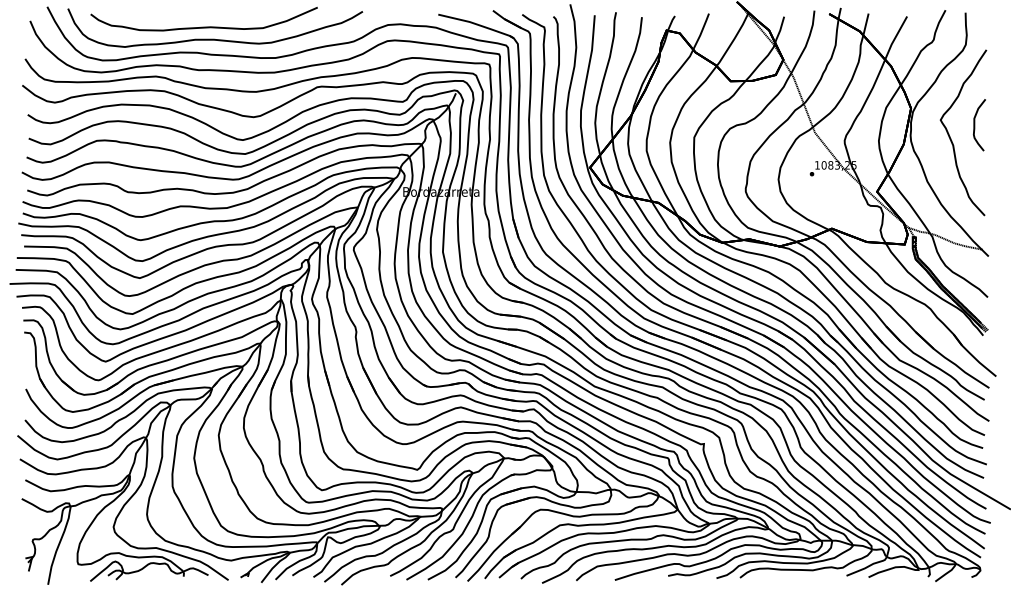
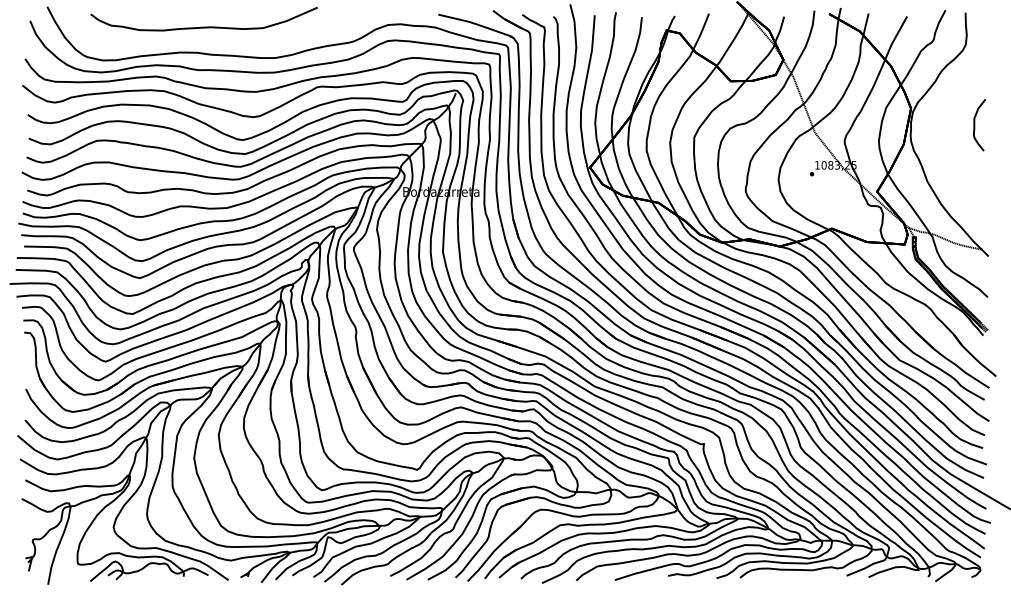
curve: present -> none (214, 38)
curve: present -> none (951, 138)
